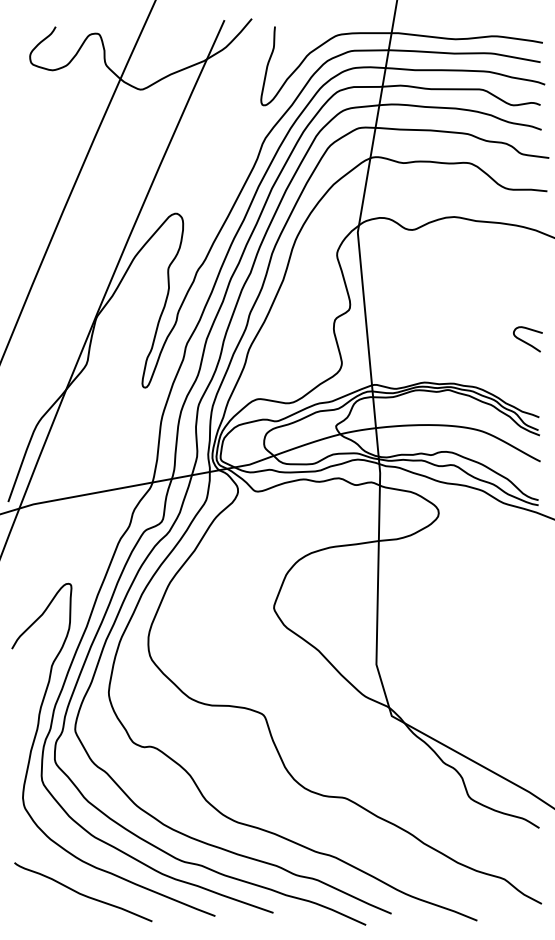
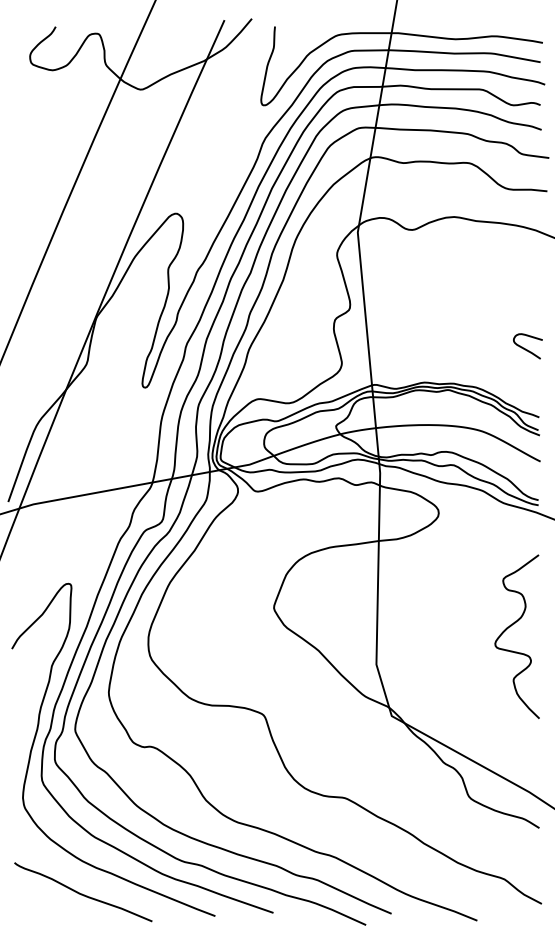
curve position: (525, 341) -> (525, 348) (525, 348)
curve: none -> present (510, 627)
